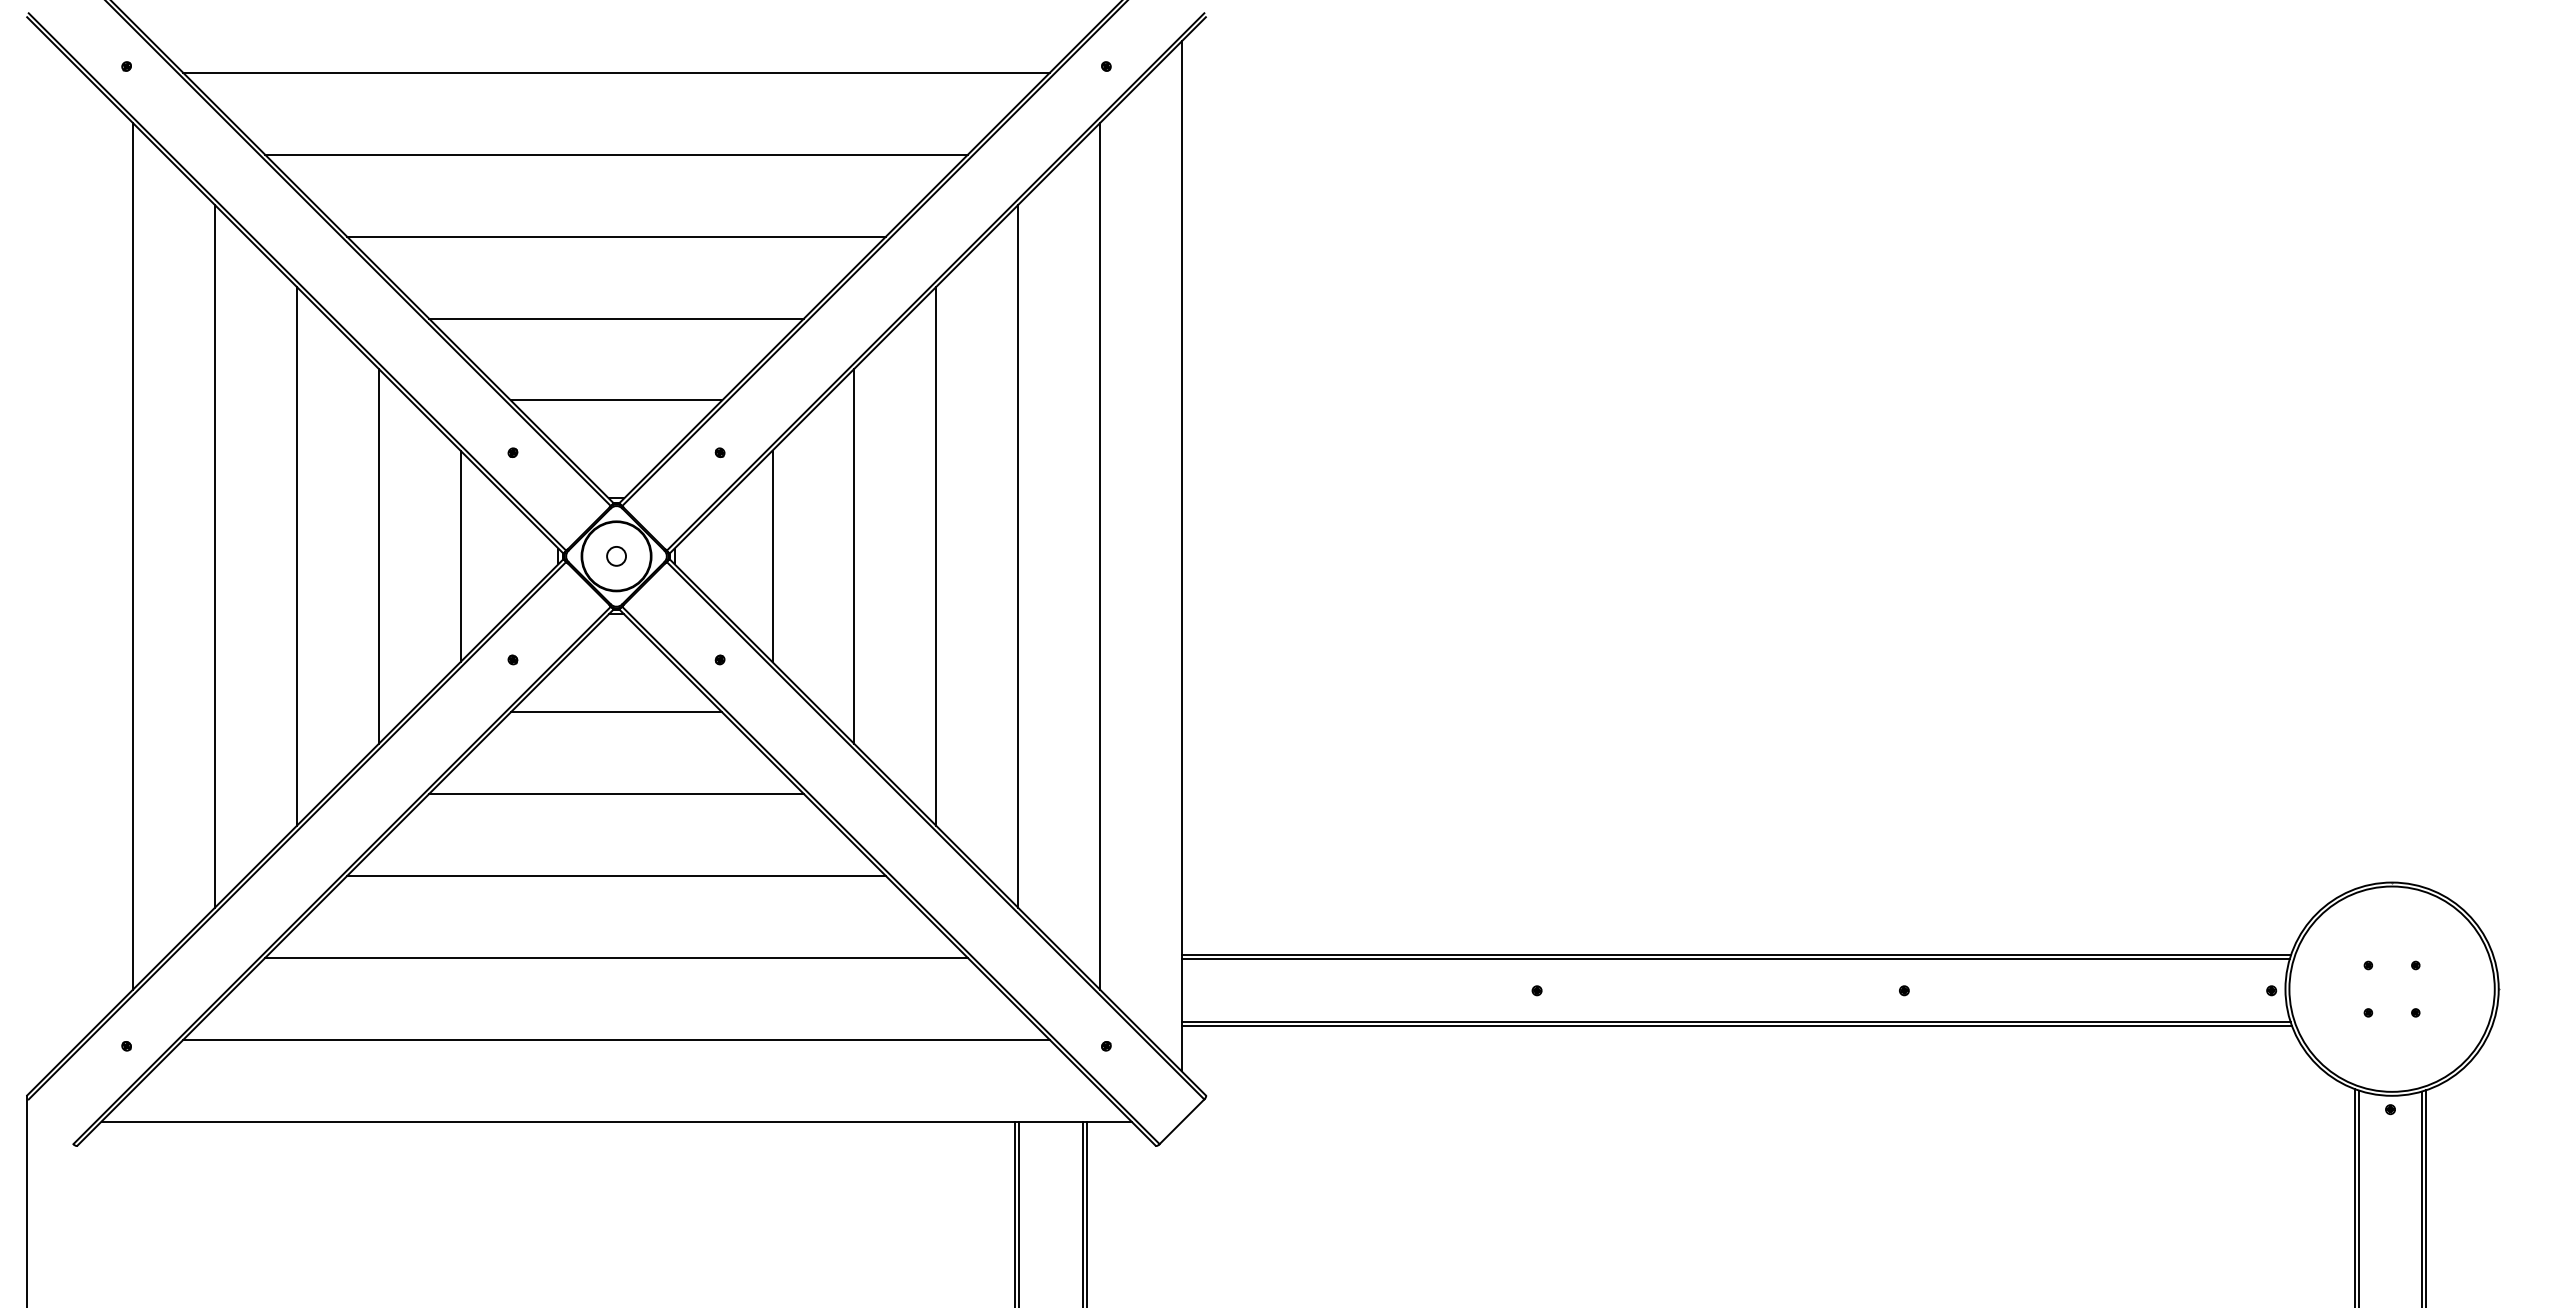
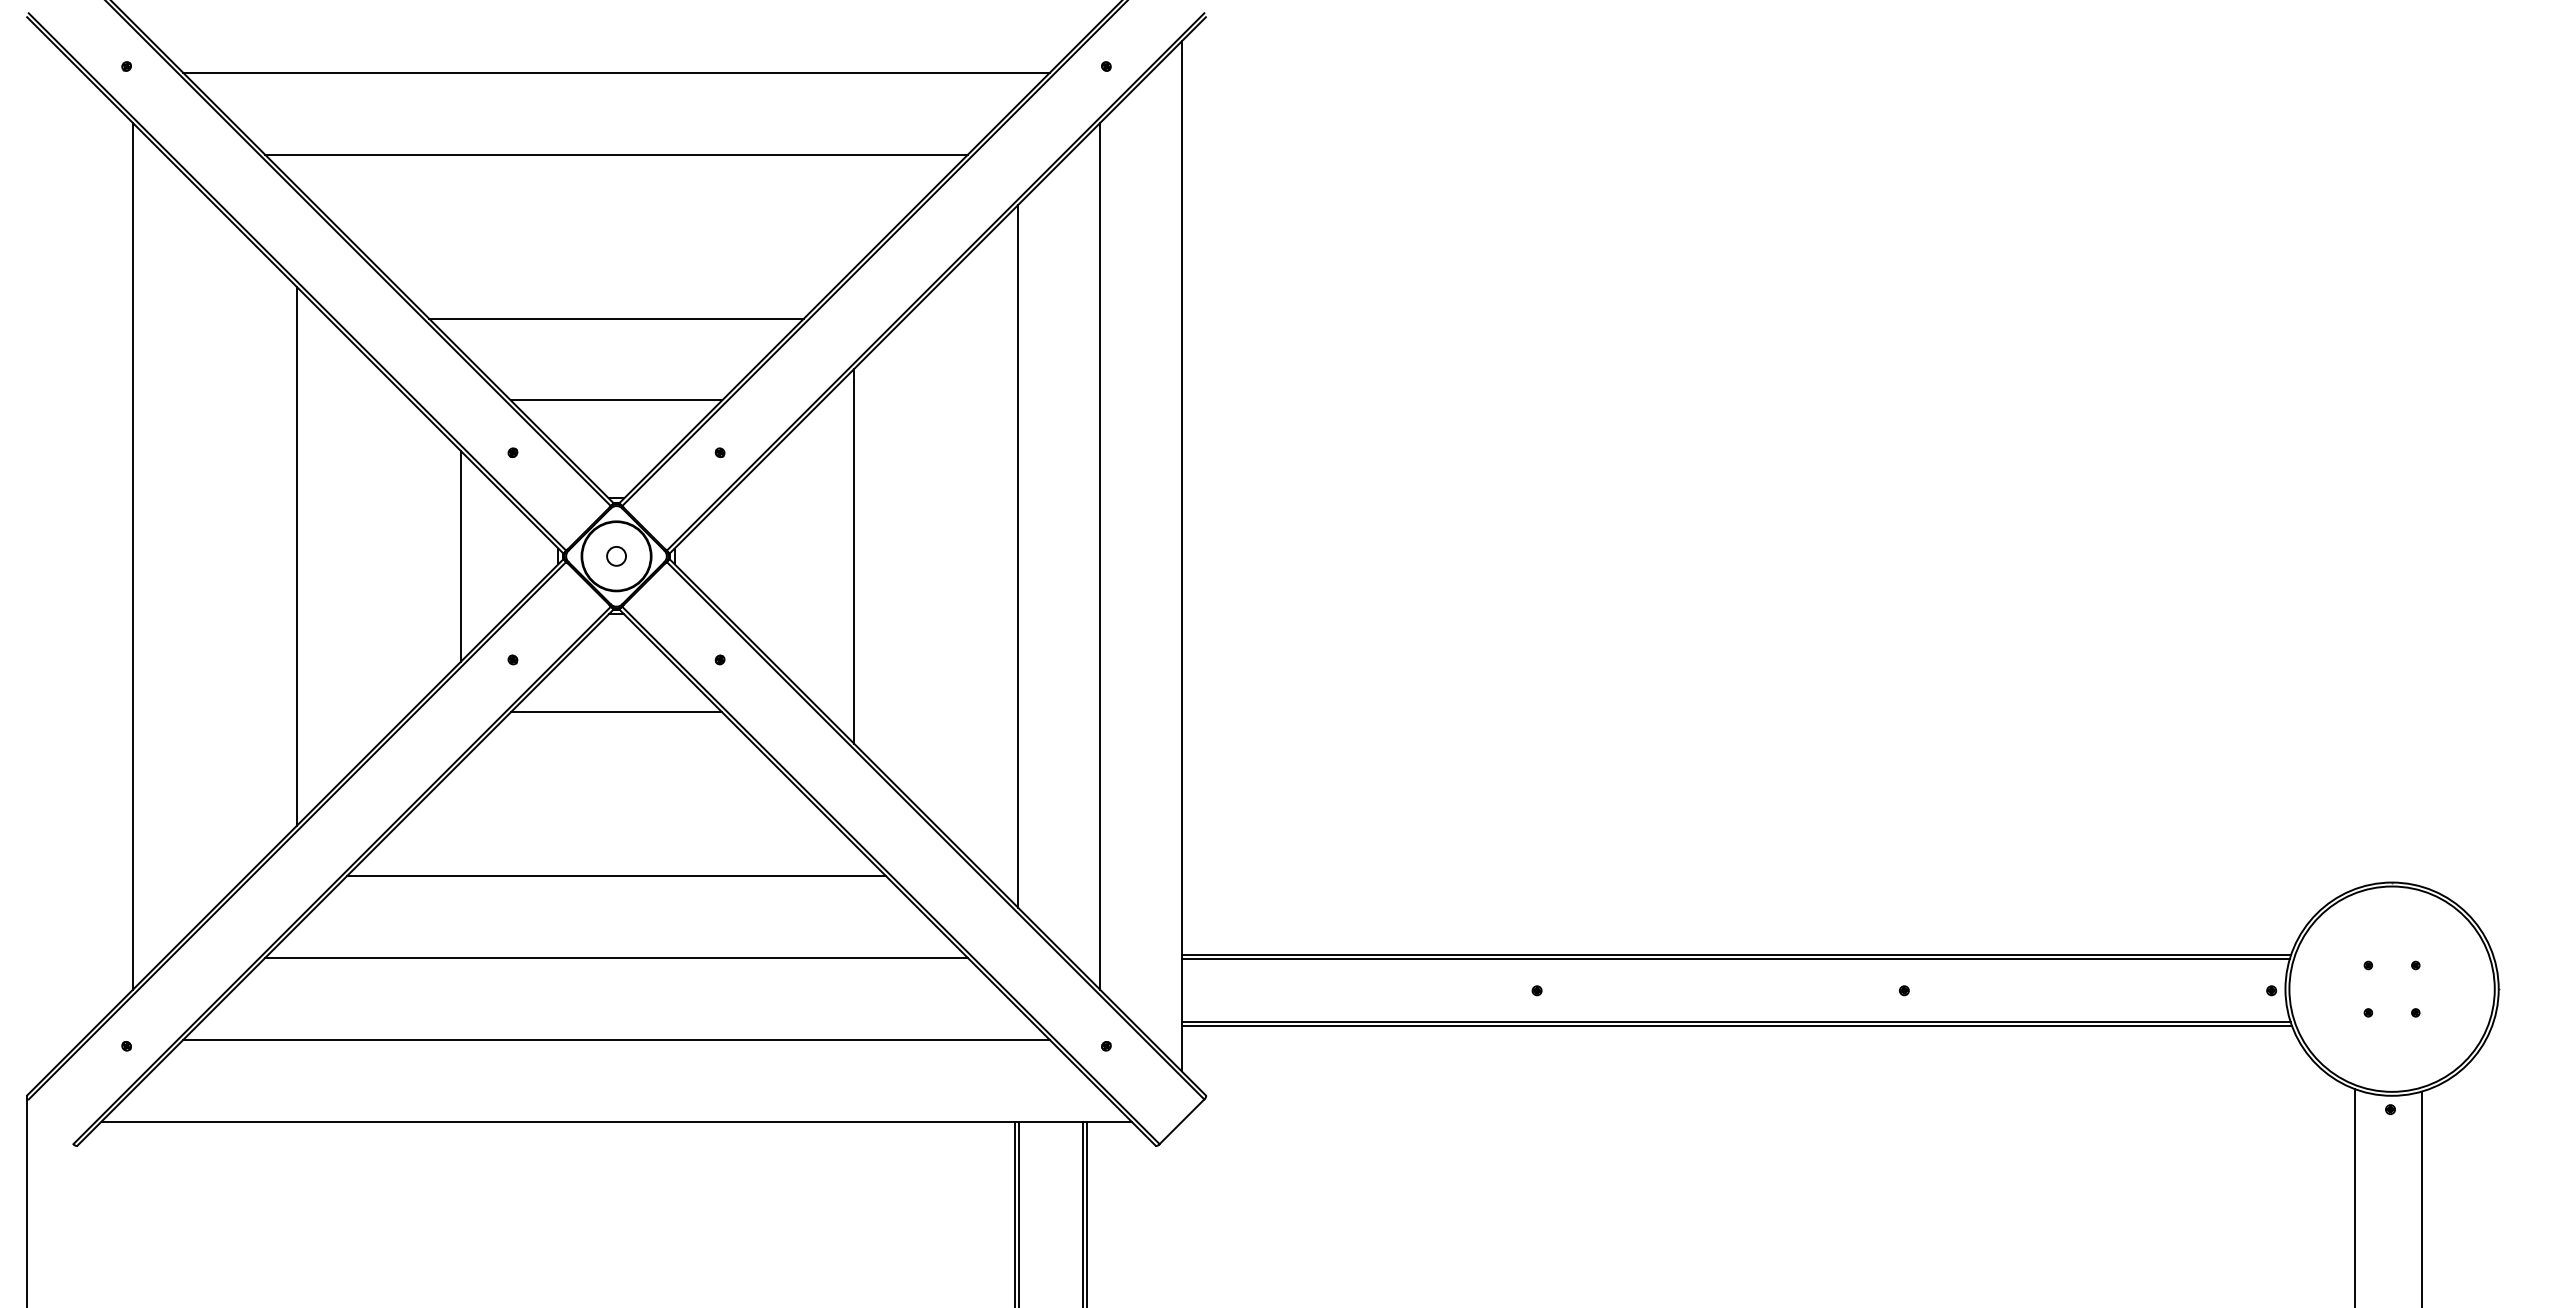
line: present -> none (616, 236)
line: present -> none (378, 555)
line: present -> none (936, 555)
line: present -> none (215, 556)
line: present -> none (772, 556)
line: present -> none (616, 794)
line: present -> none (2358, 1197)
line: present -> none (2426, 1197)
